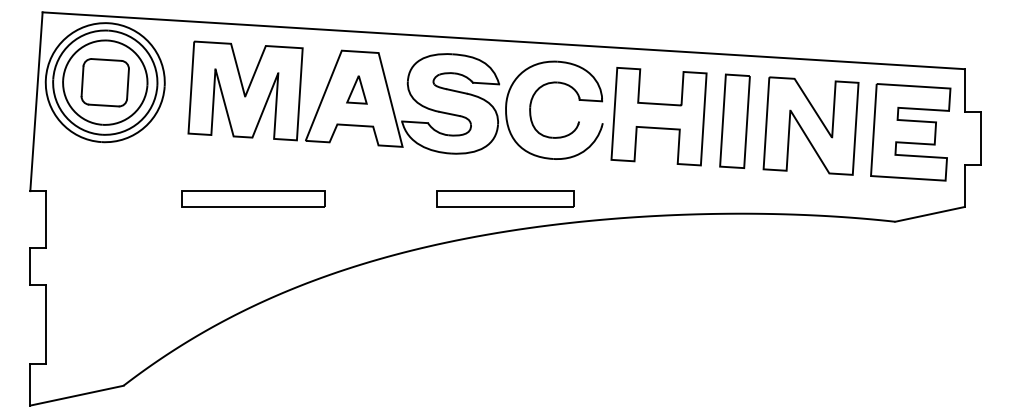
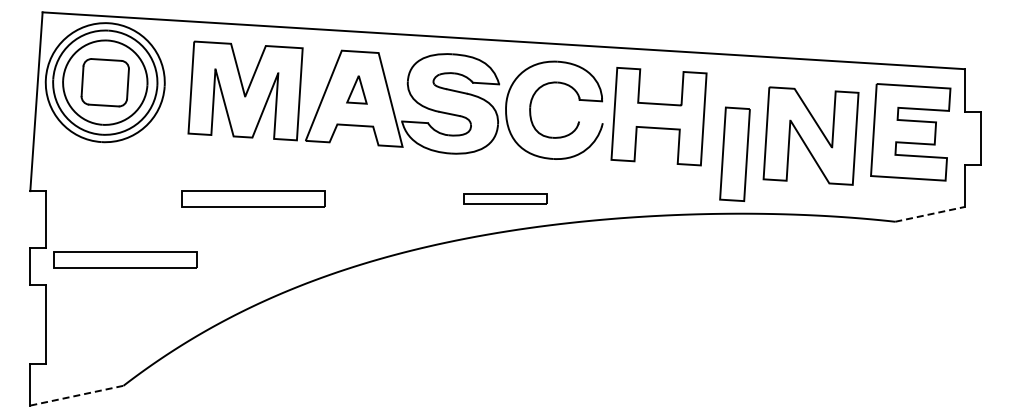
part position: (734, 120) -> (734, 153) (734, 153)
part position: (810, 125) -> (810, 135) (810, 135)
part size: 139x18 px -> 85x12 px (505, 198)
line: solid -> dashed (930, 214)
part: none -> present (125, 259)
line: solid -> dashed (76, 395)
